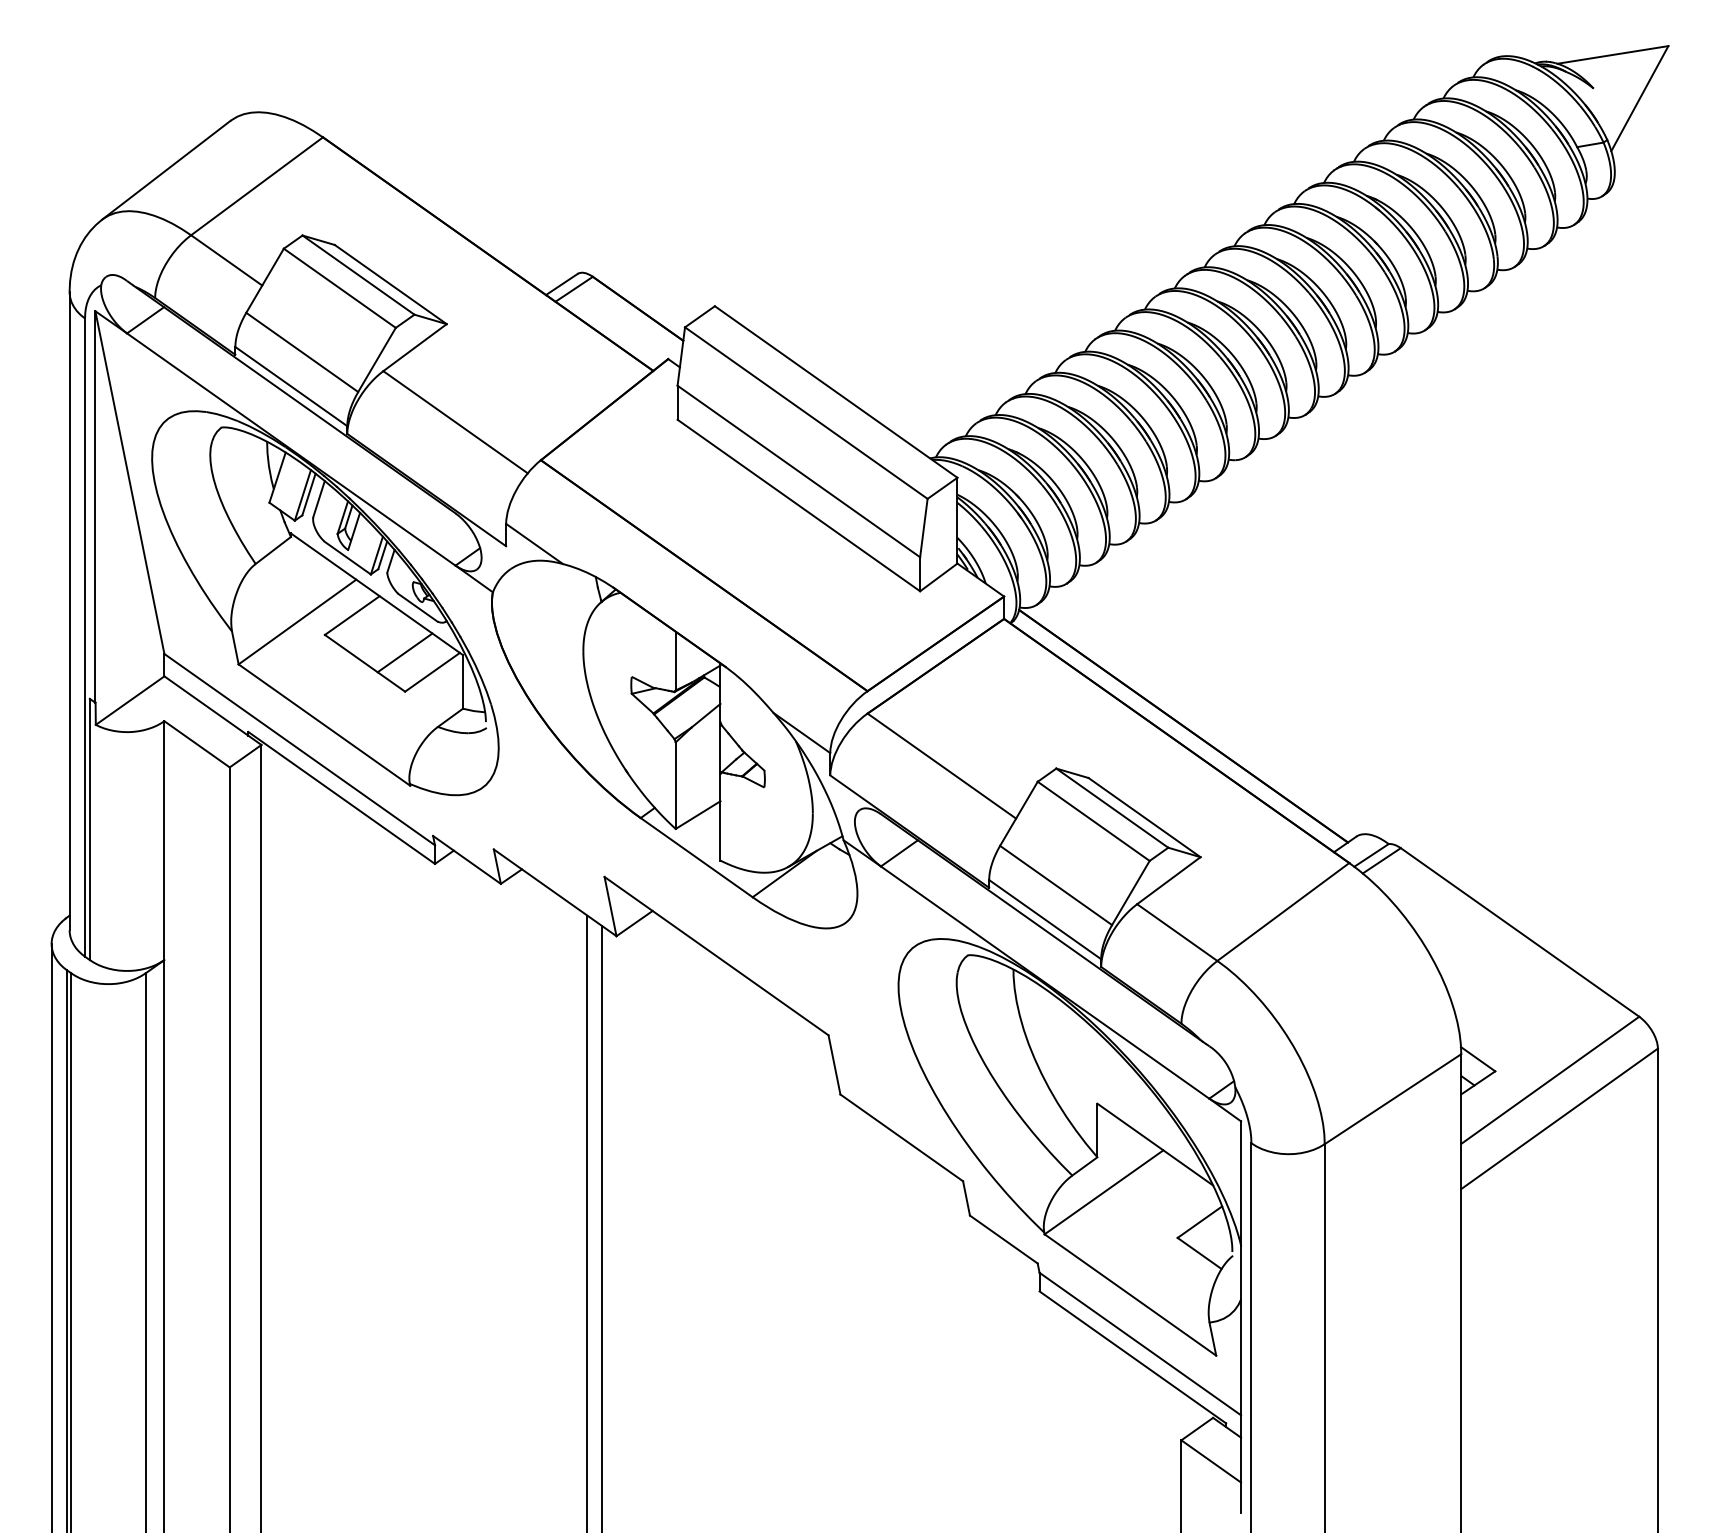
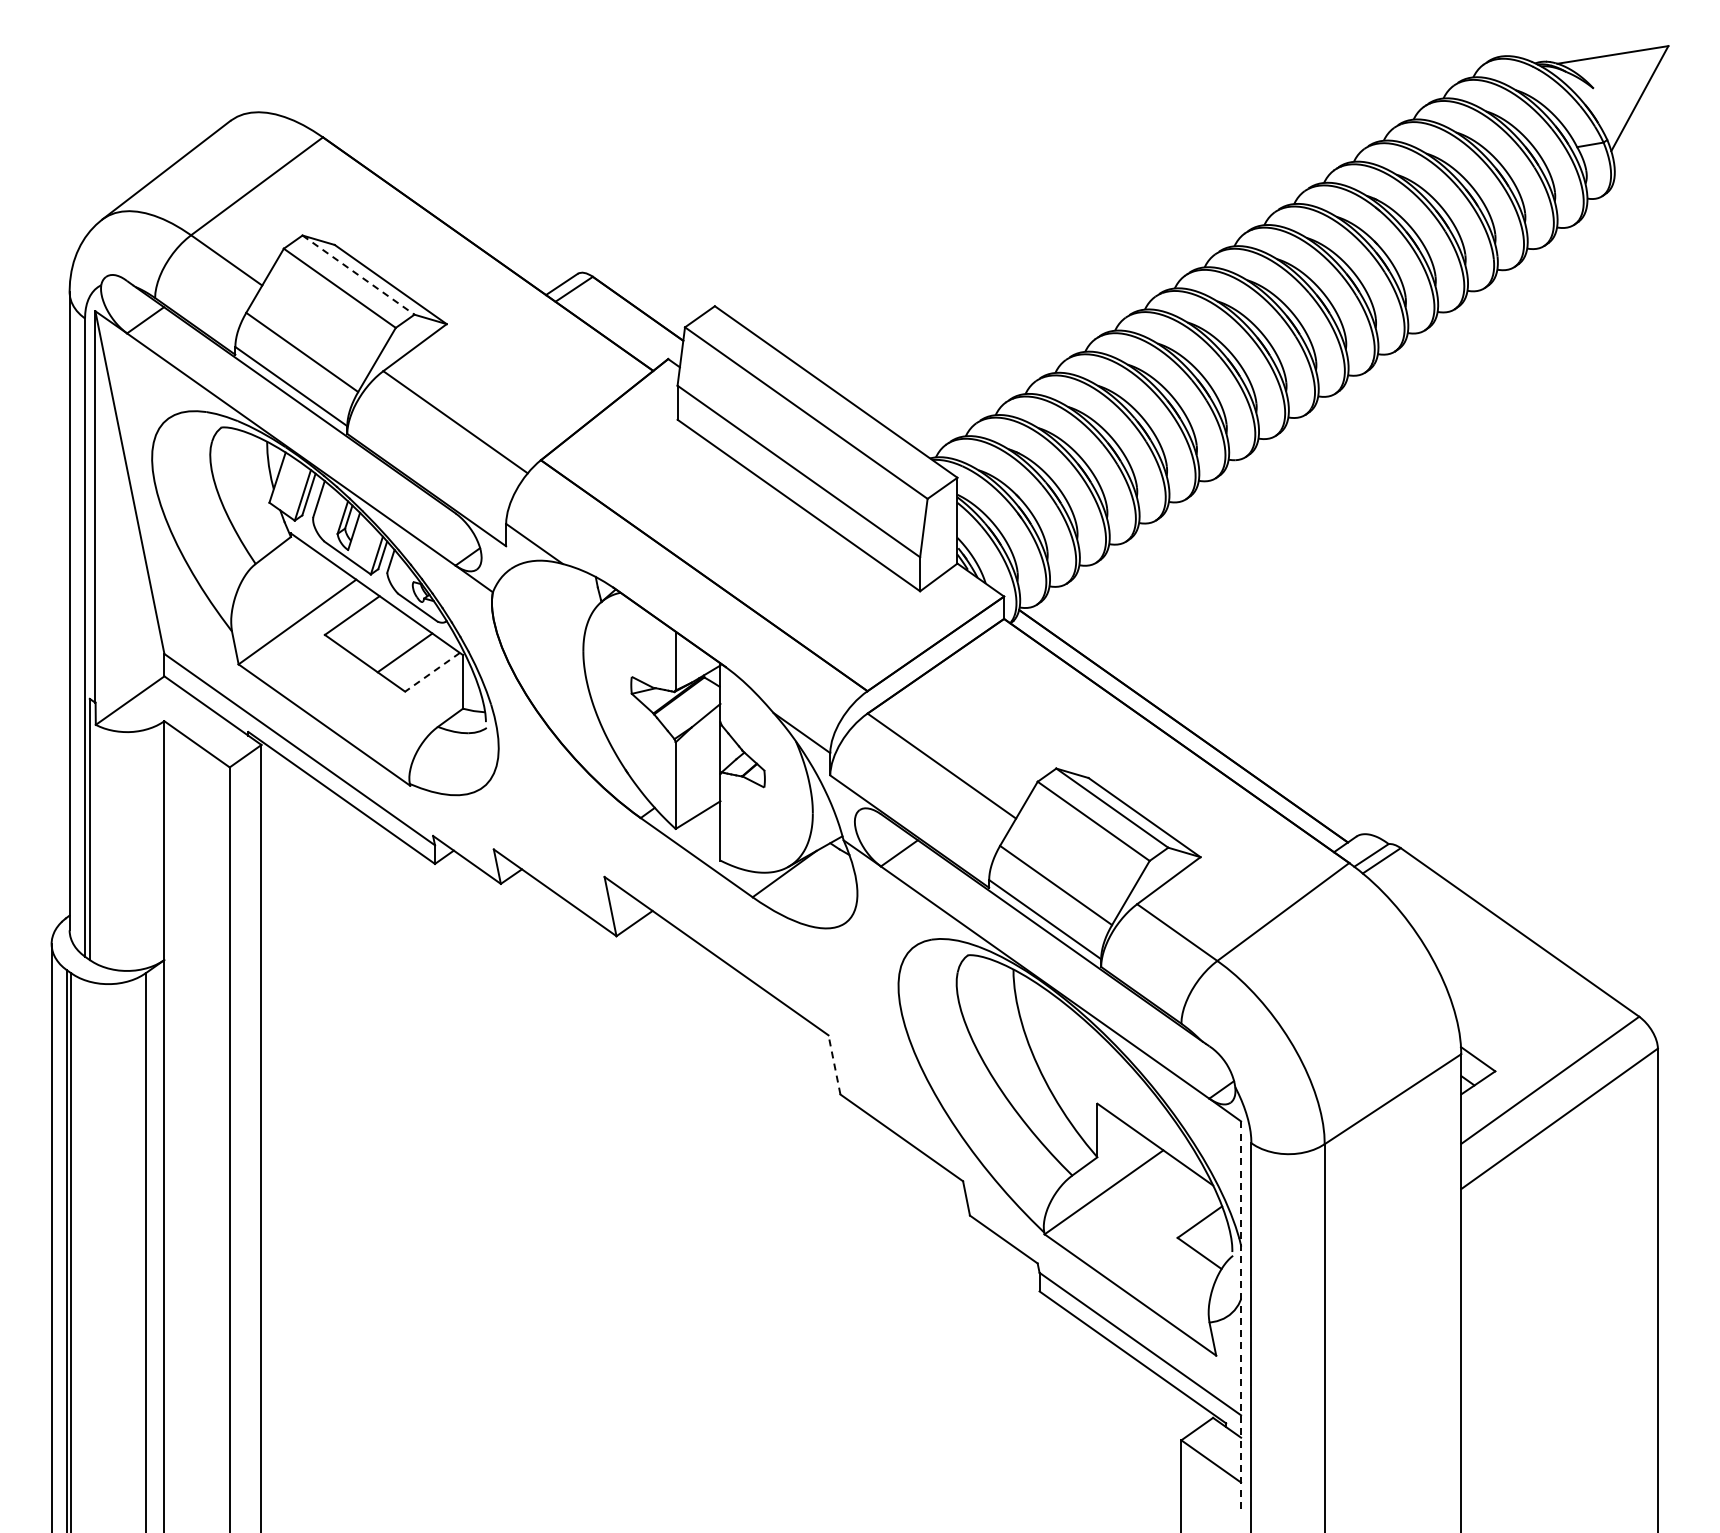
line: solid -> dashed (358, 275)
line: solid -> dashed (432, 672)
line: solid -> dashed (834, 1064)
line: present -> none (587, 1222)
line: present -> none (602, 1227)
line: solid -> dashed (1241, 1317)
